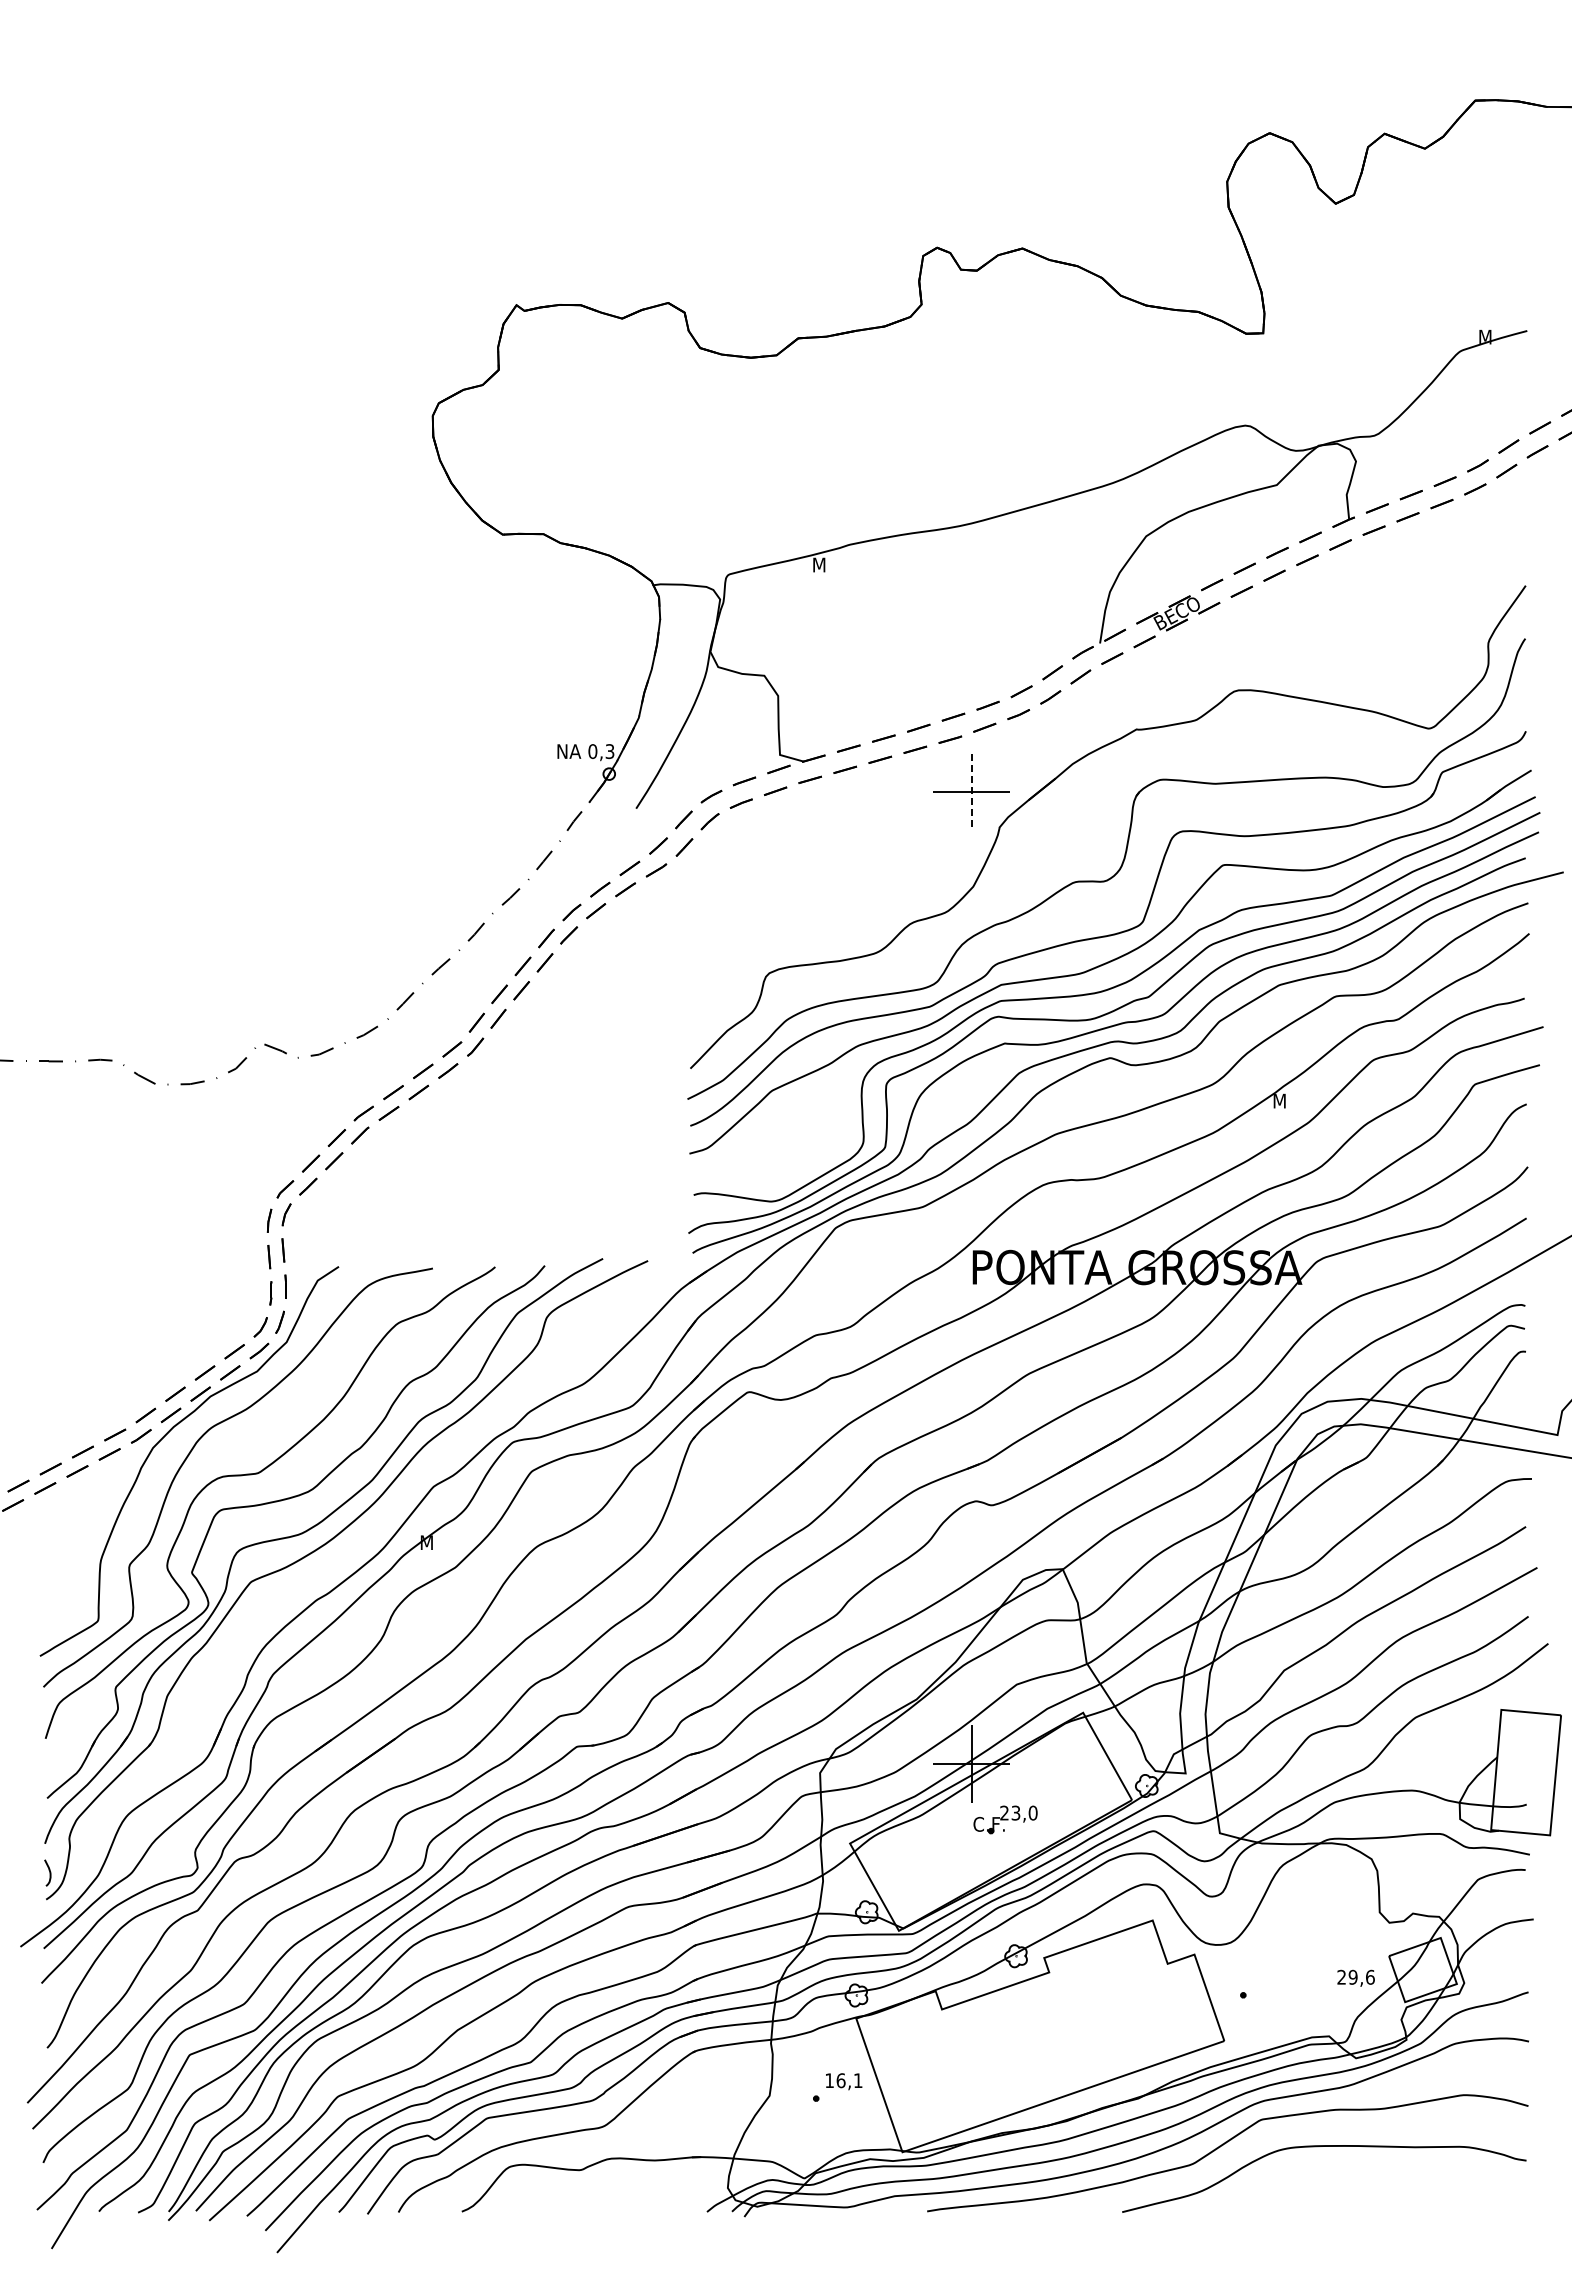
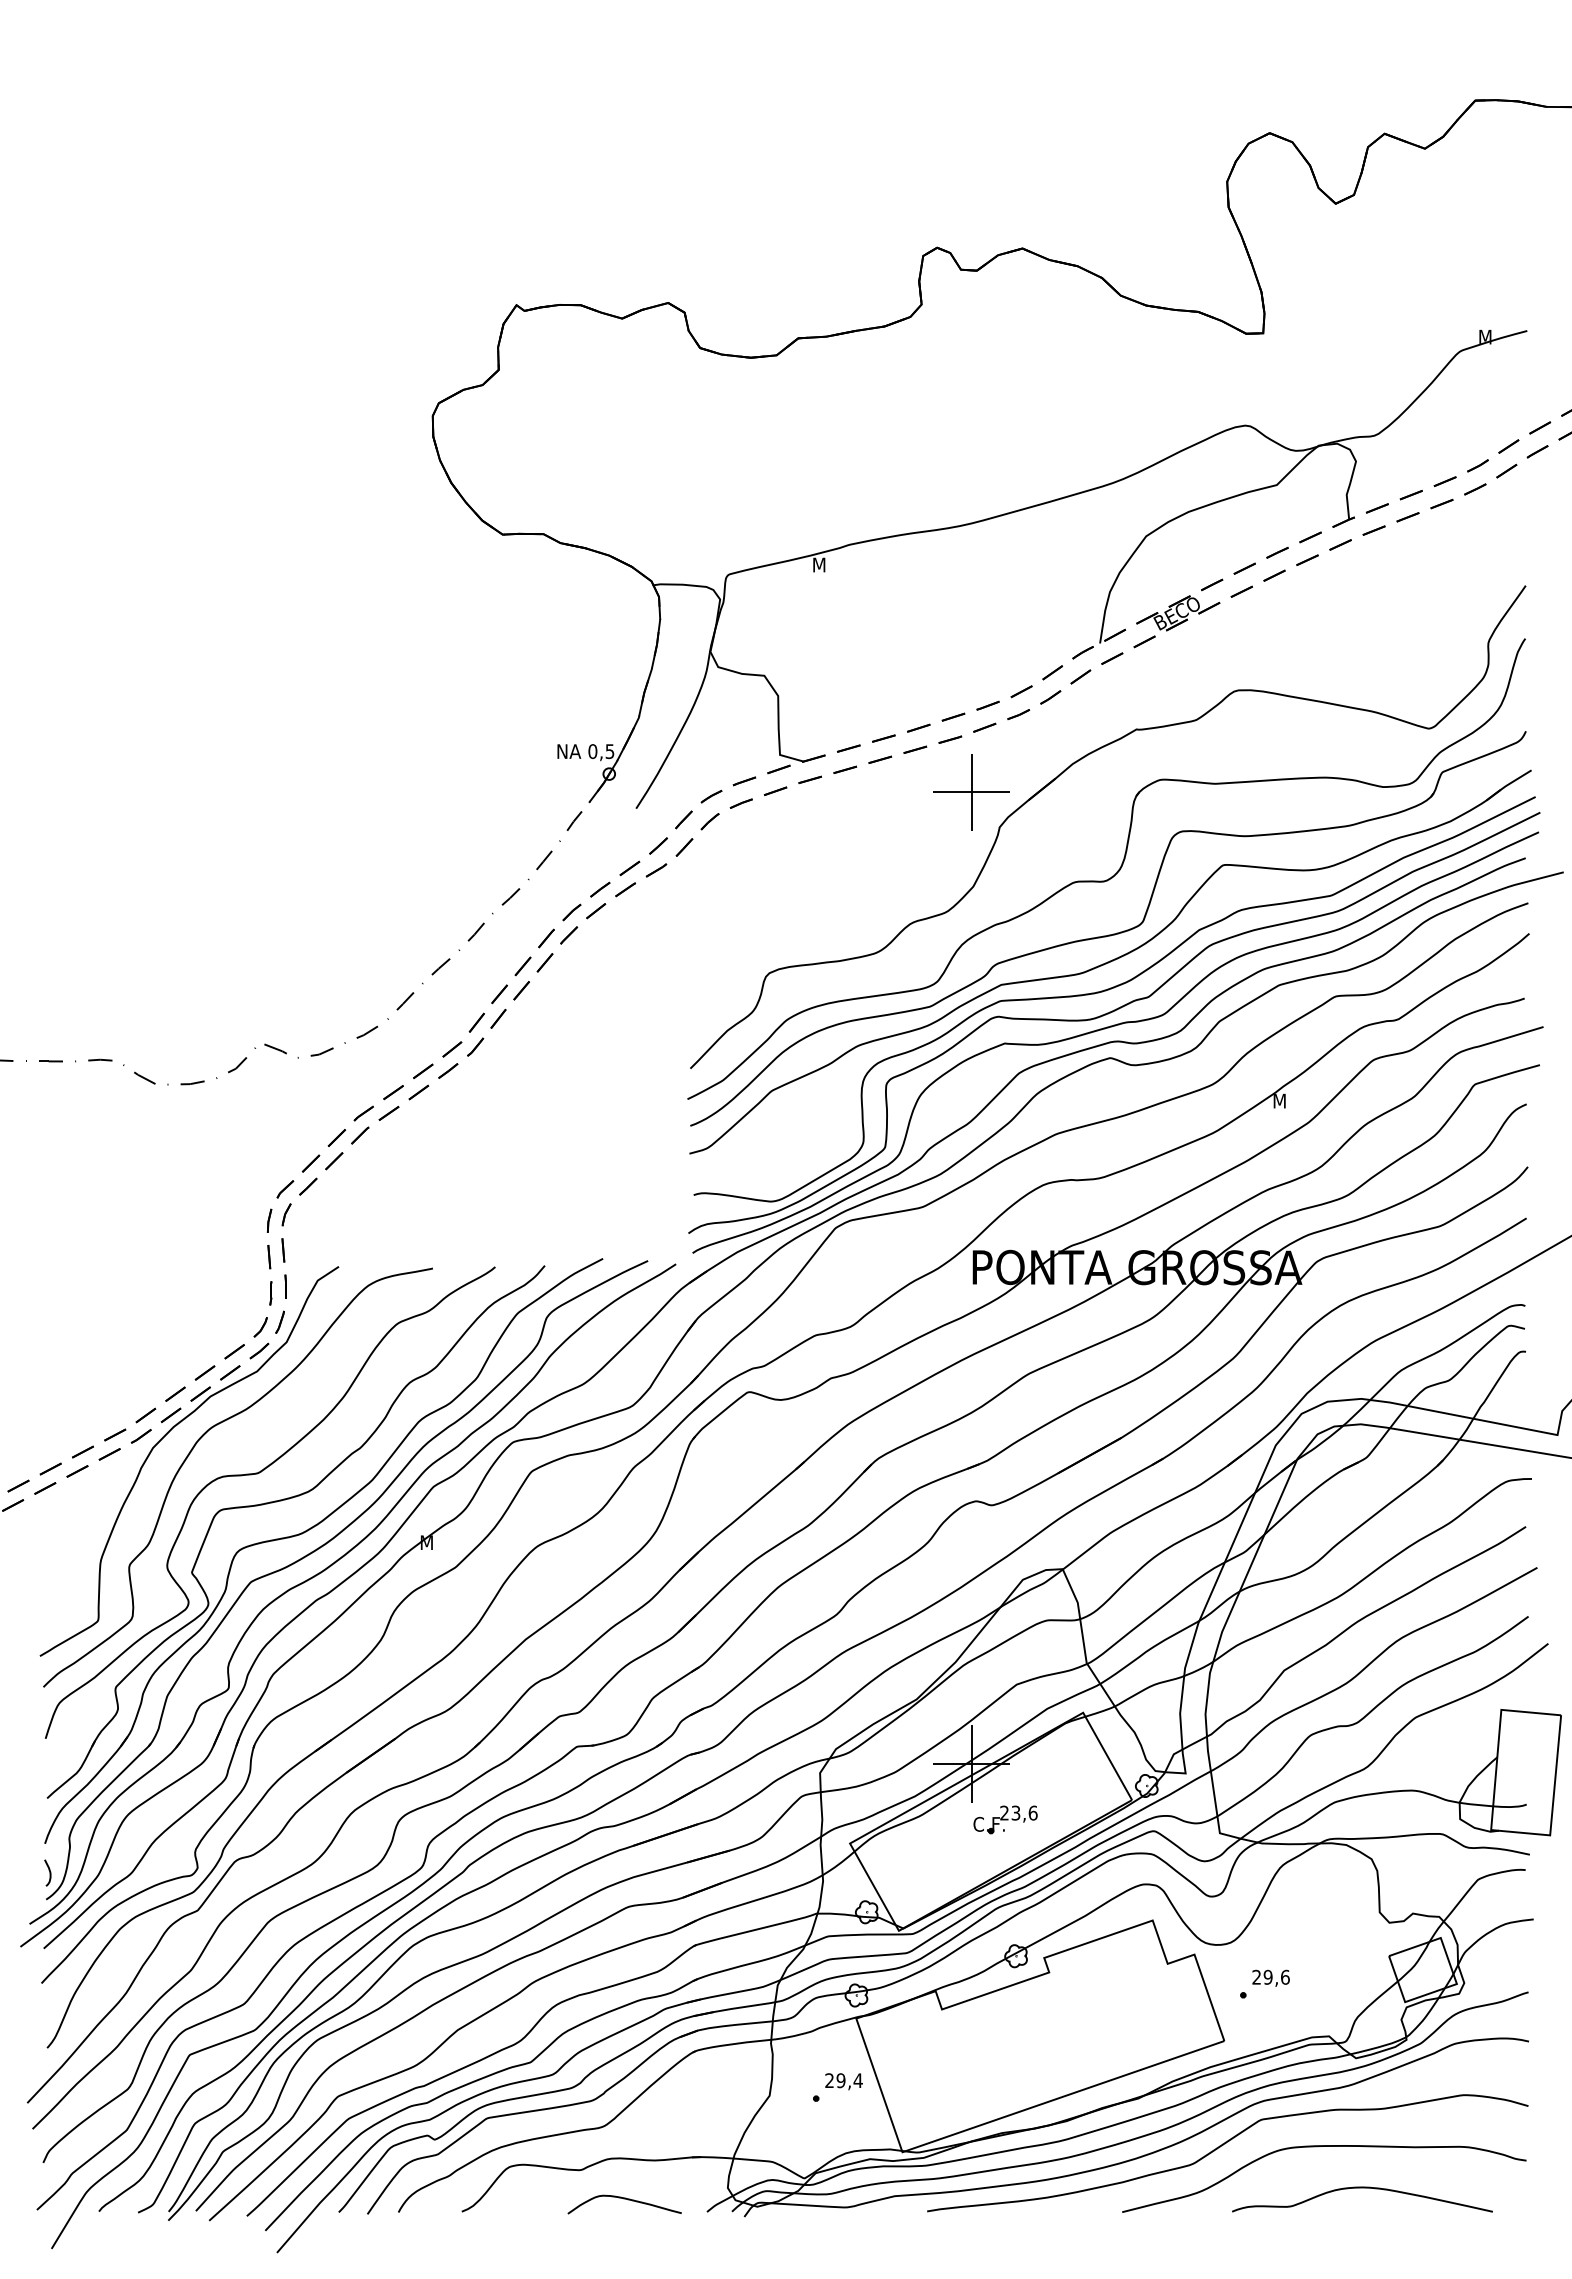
text: 0,3 -> 0,5 (610, 751)
line: dashed -> solid (971, 792)
part: none -> present (331, 1566)
text: 23,0 -> 23,6 (1032, 1812)
text position: (1355, 1977) -> (1270, 1977) (1270, 1977)
text: 16,1 -> 29,4 (843, 2080)
curve: none -> present (1362, 2188)
curve: none -> present (624, 2199)
